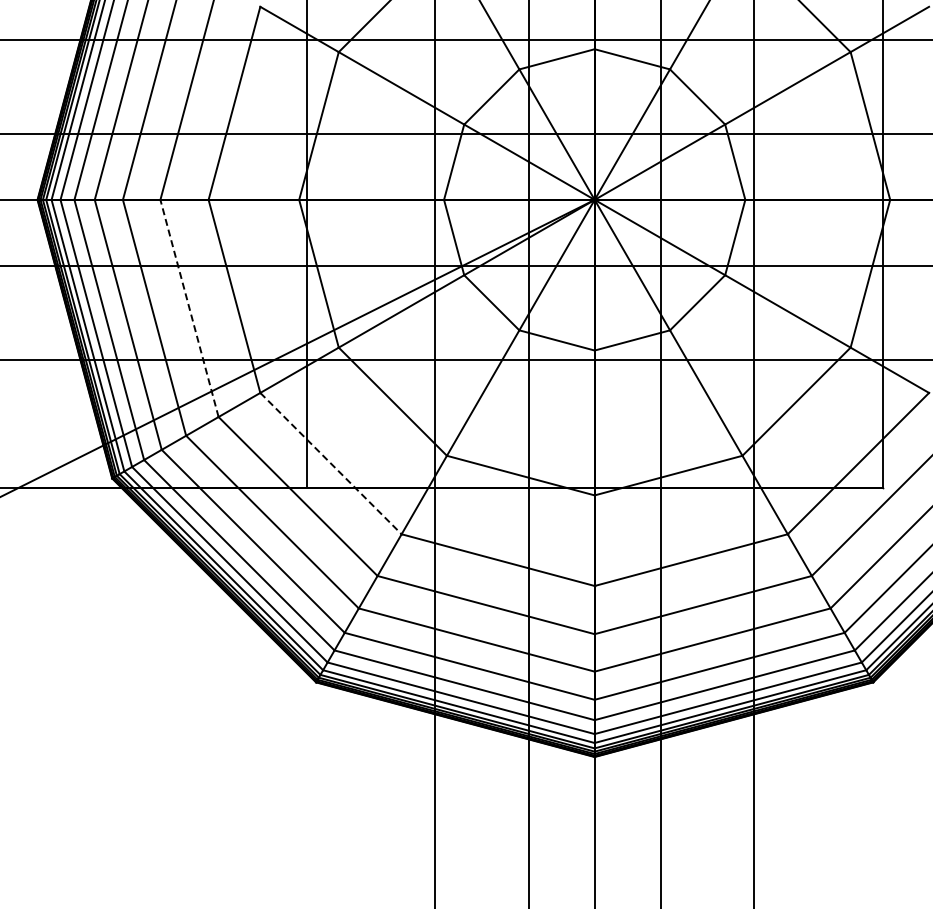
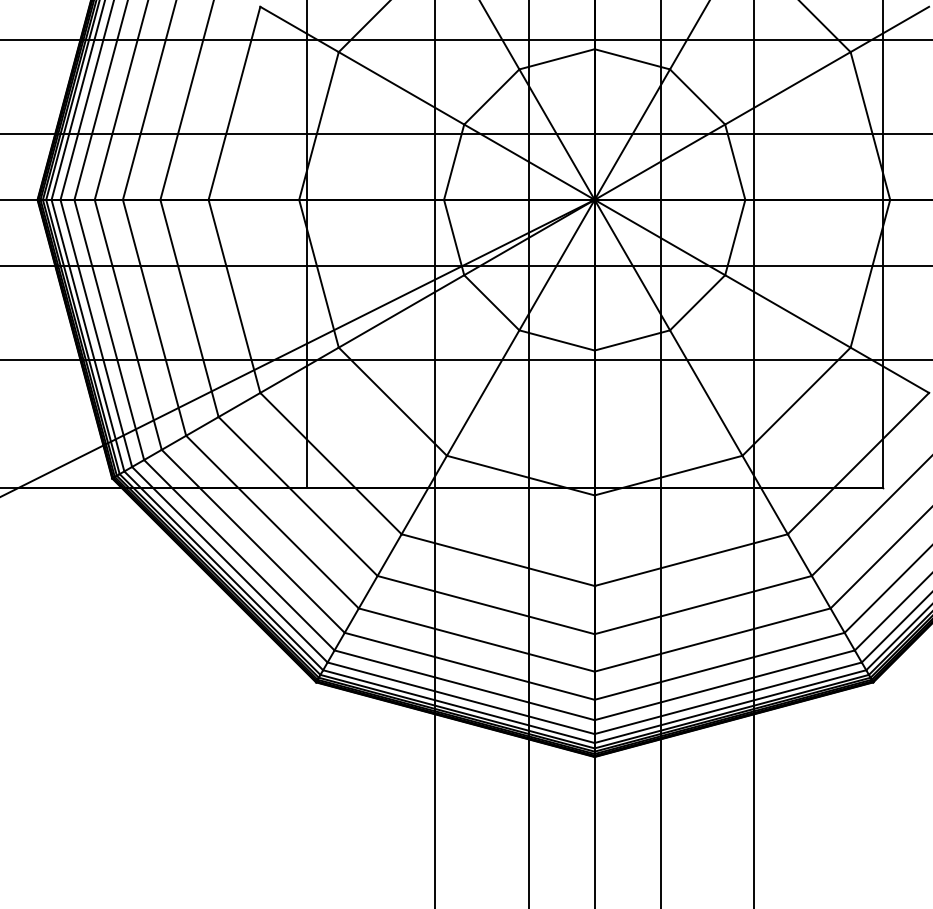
line: dashed -> solid (189, 307)
line: dashed -> solid (331, 463)
